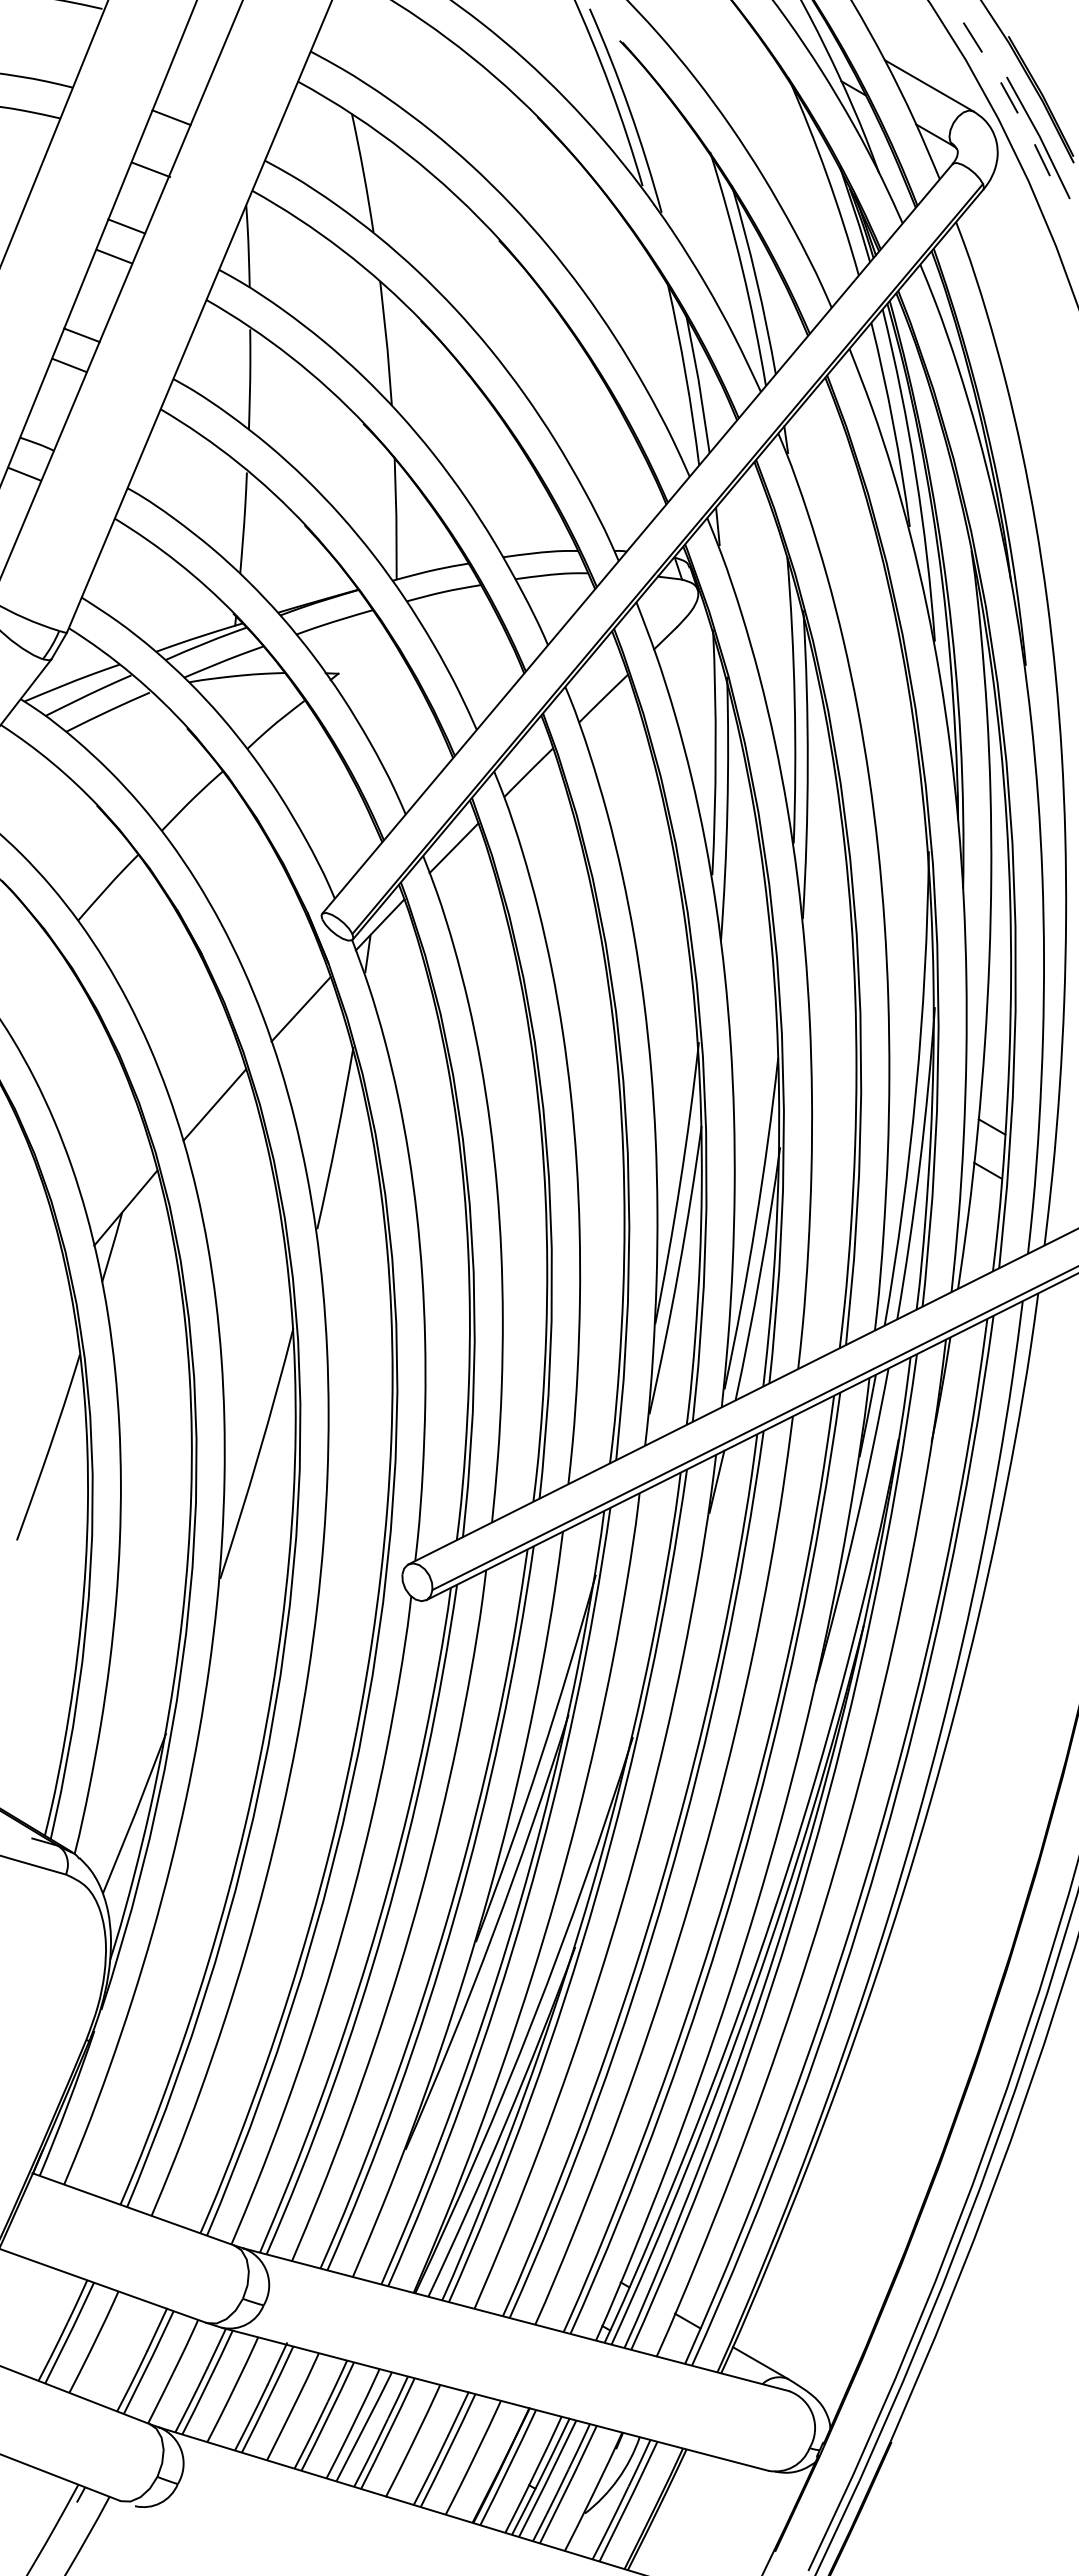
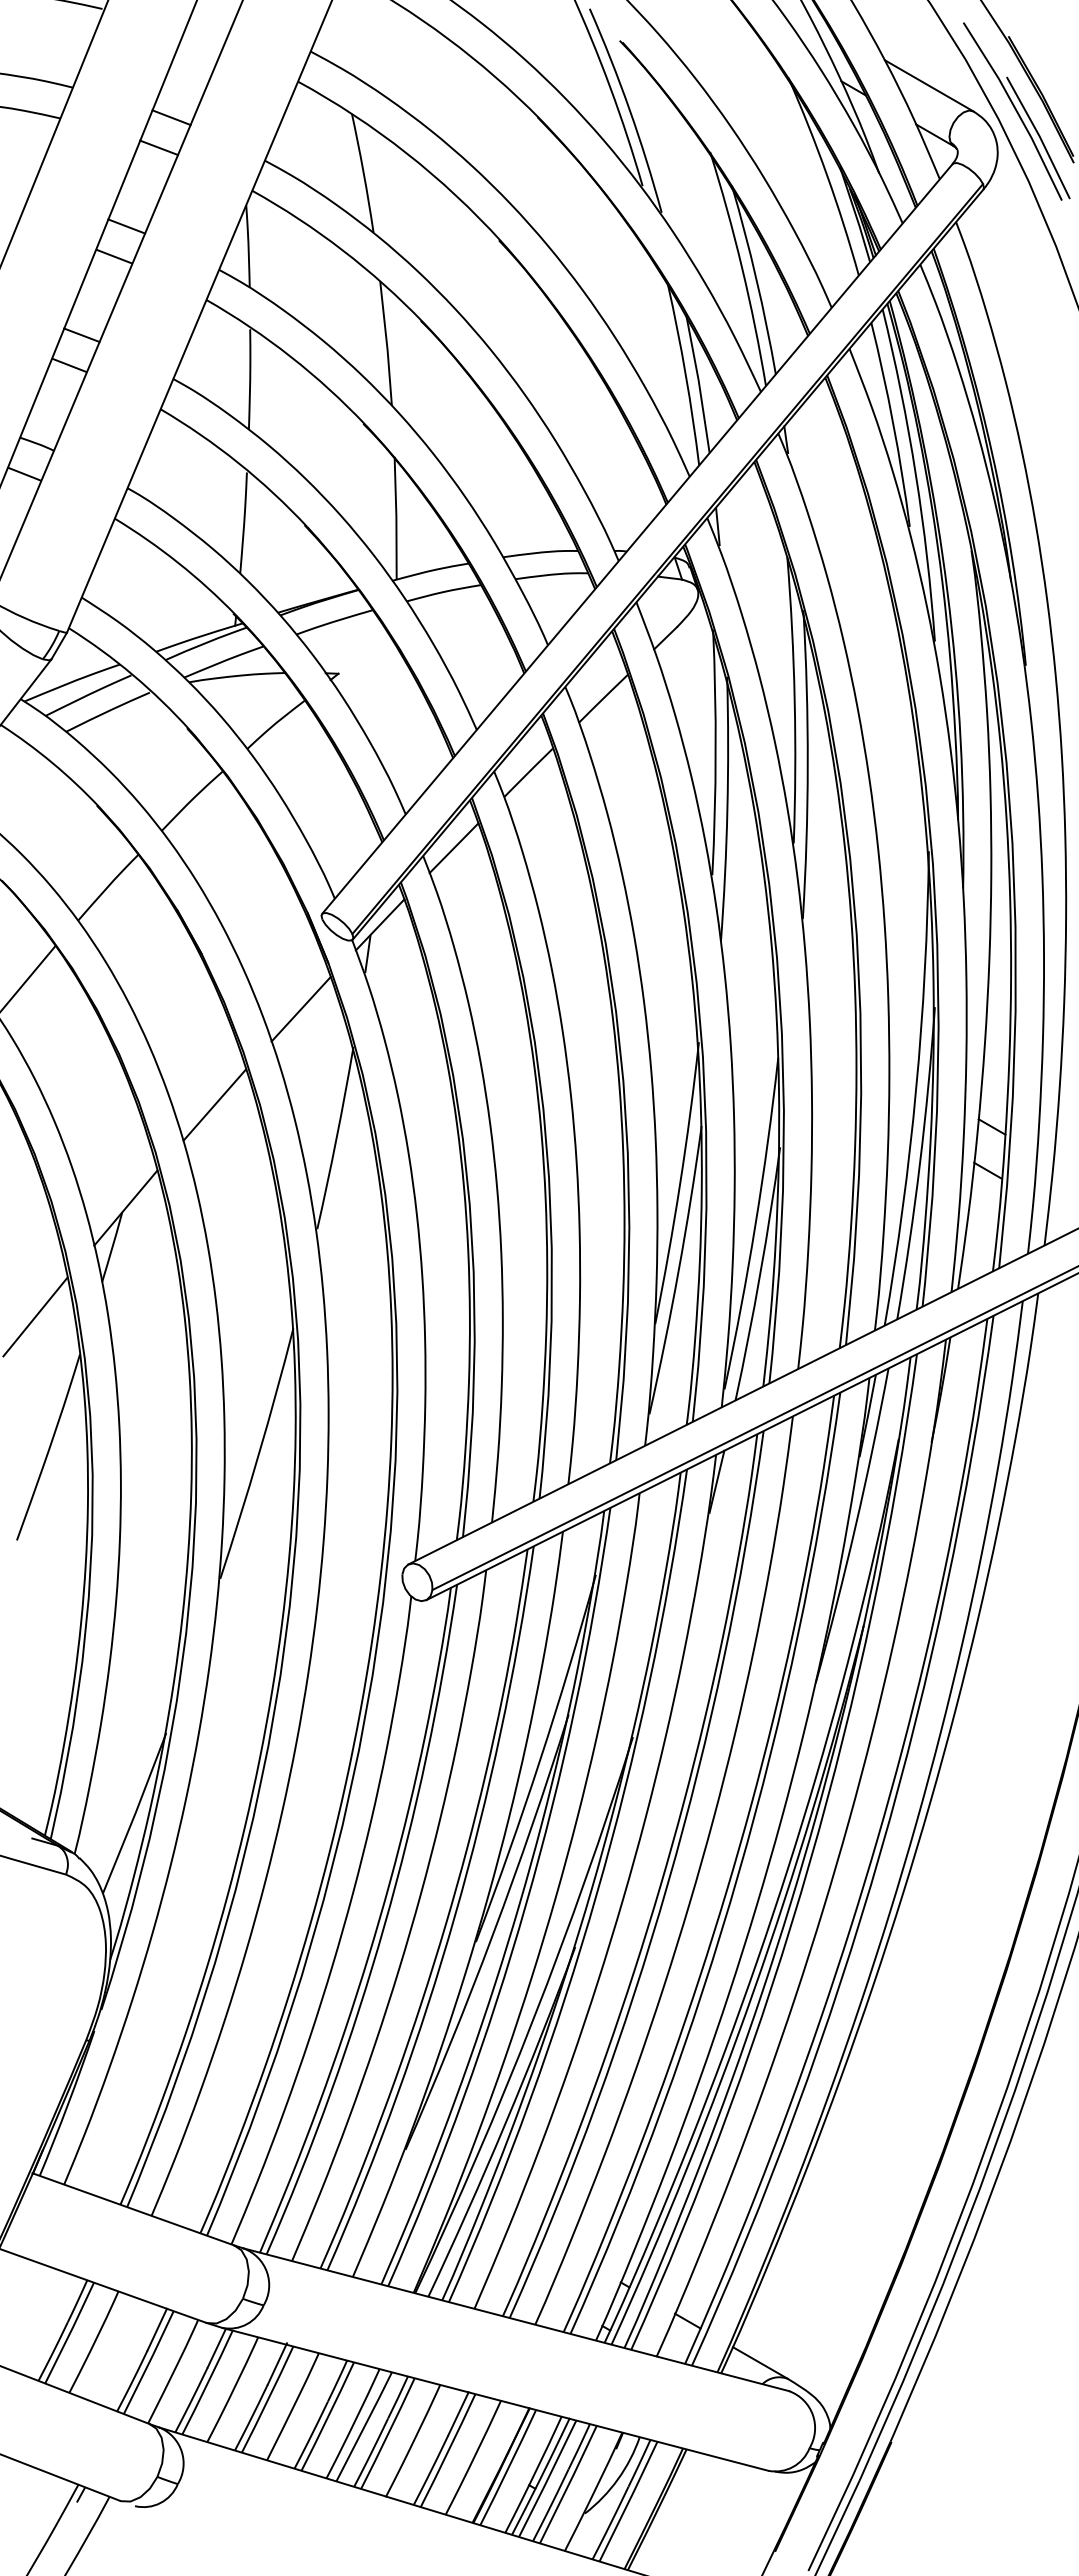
line: dashed -> solid (1016, 110)
line position: (151, 169) -> (159, 147) (159, 147)
line: none -> present (28, 977)
line: none -> present (35, 1316)
